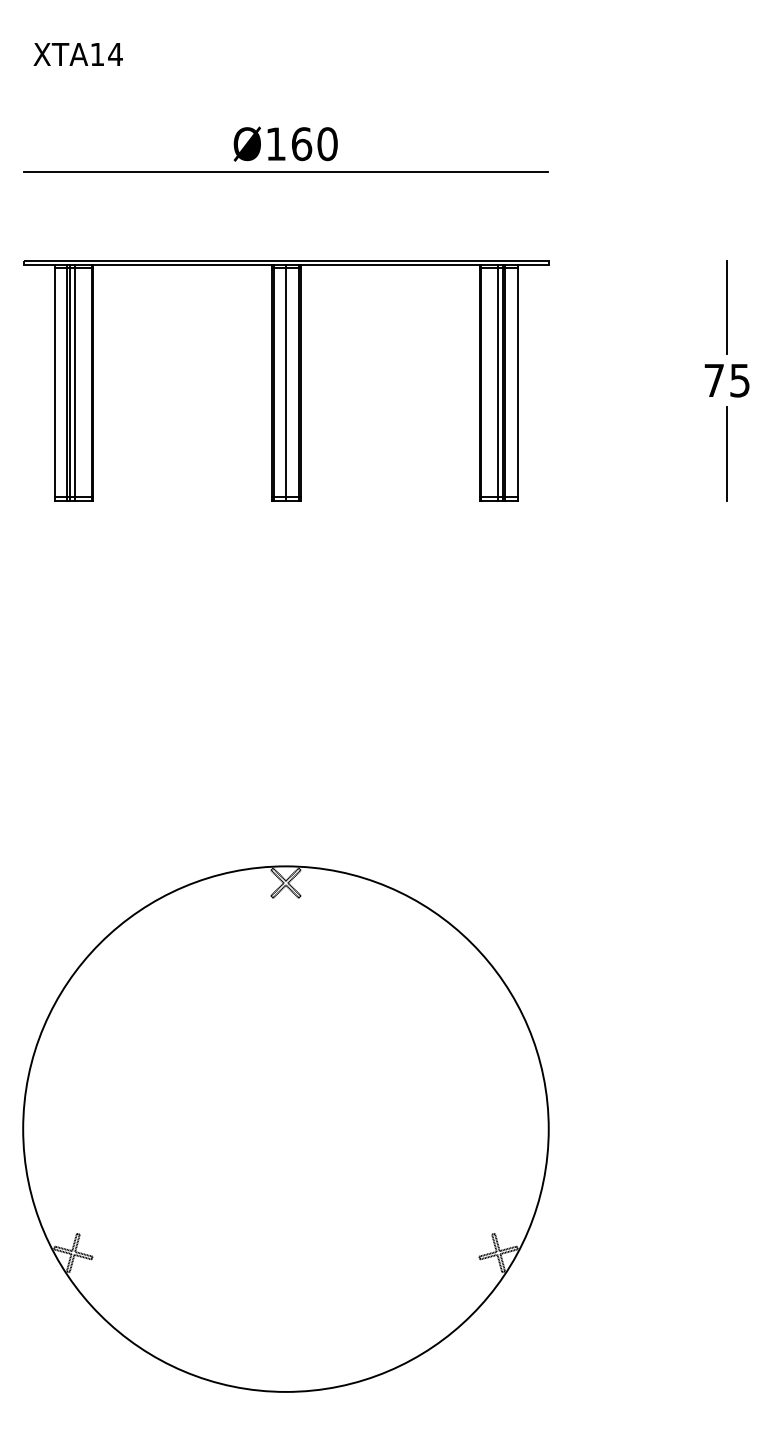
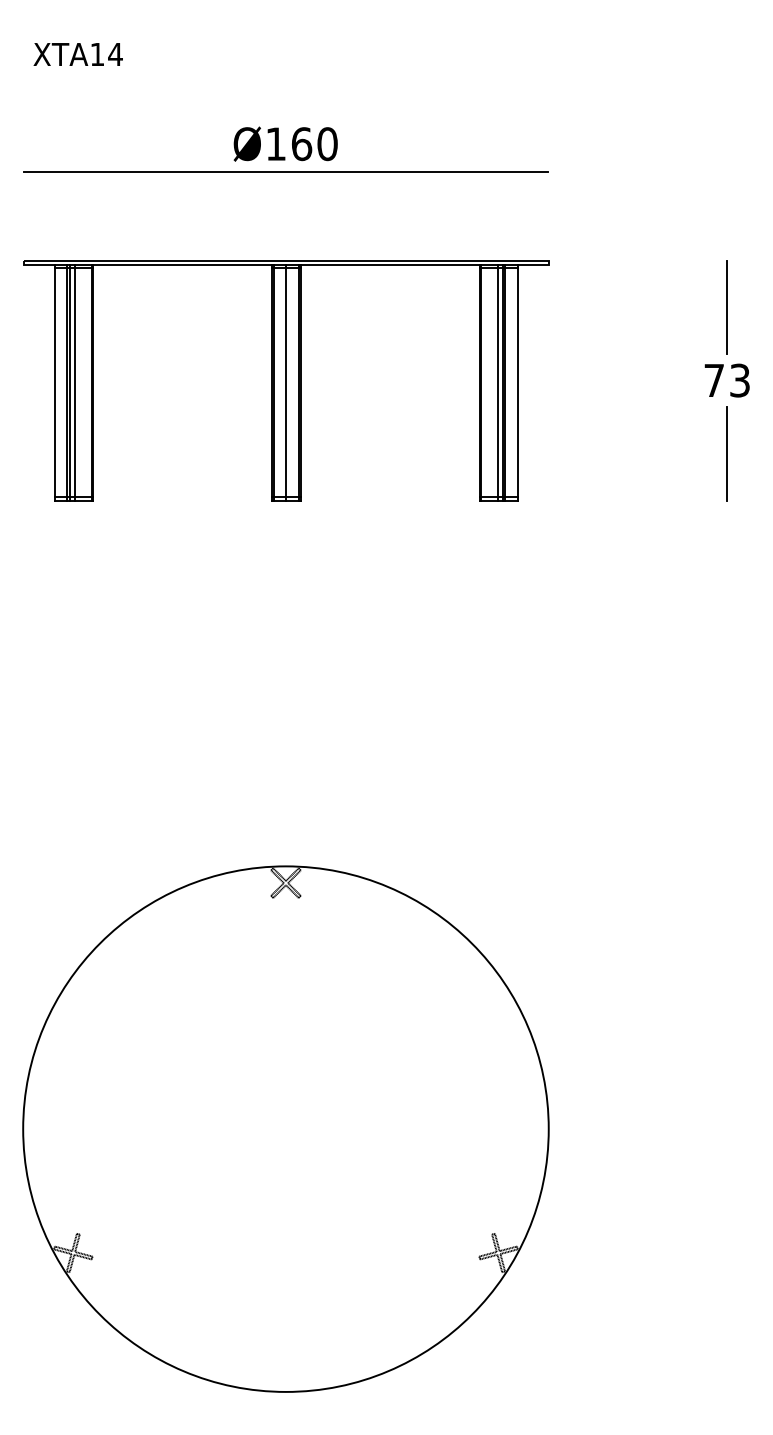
text: 75 -> 73 (739, 379)
